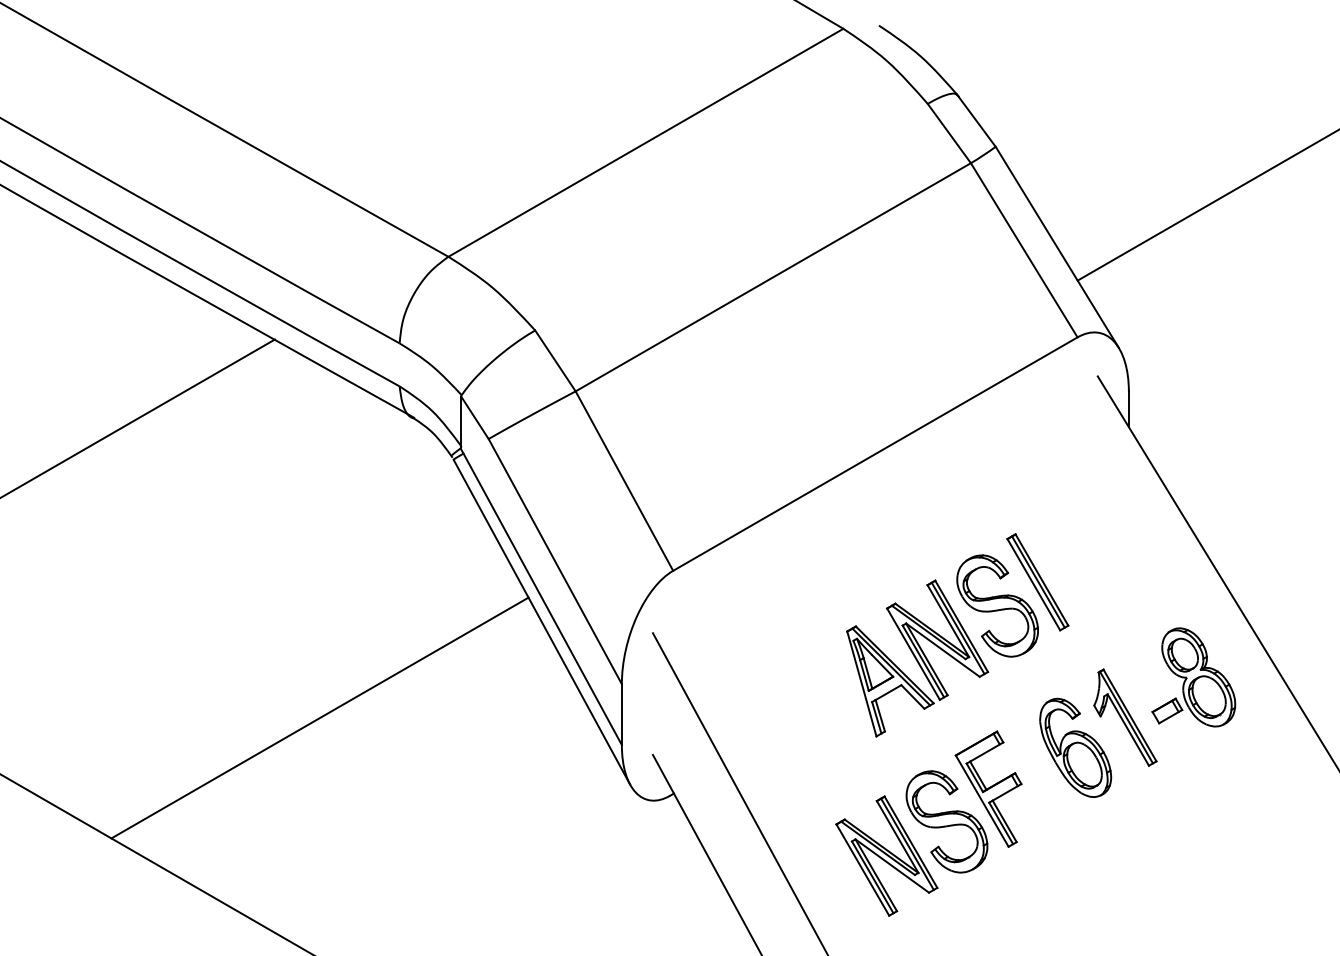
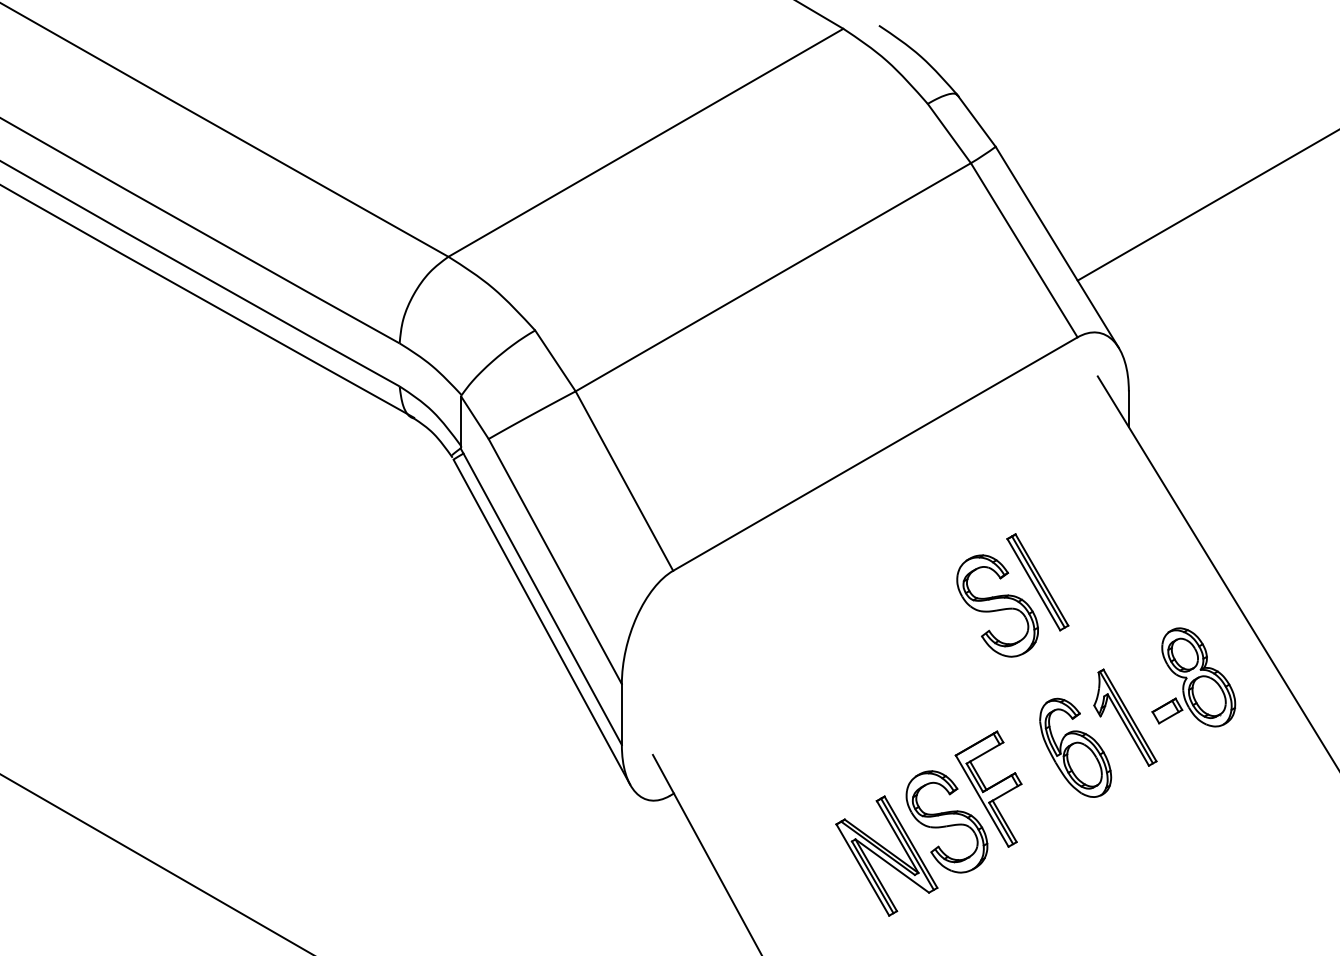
line: present -> none (138, 417)
part: present -> none (917, 658)
line: present -> none (319, 717)
line: present -> none (739, 792)
